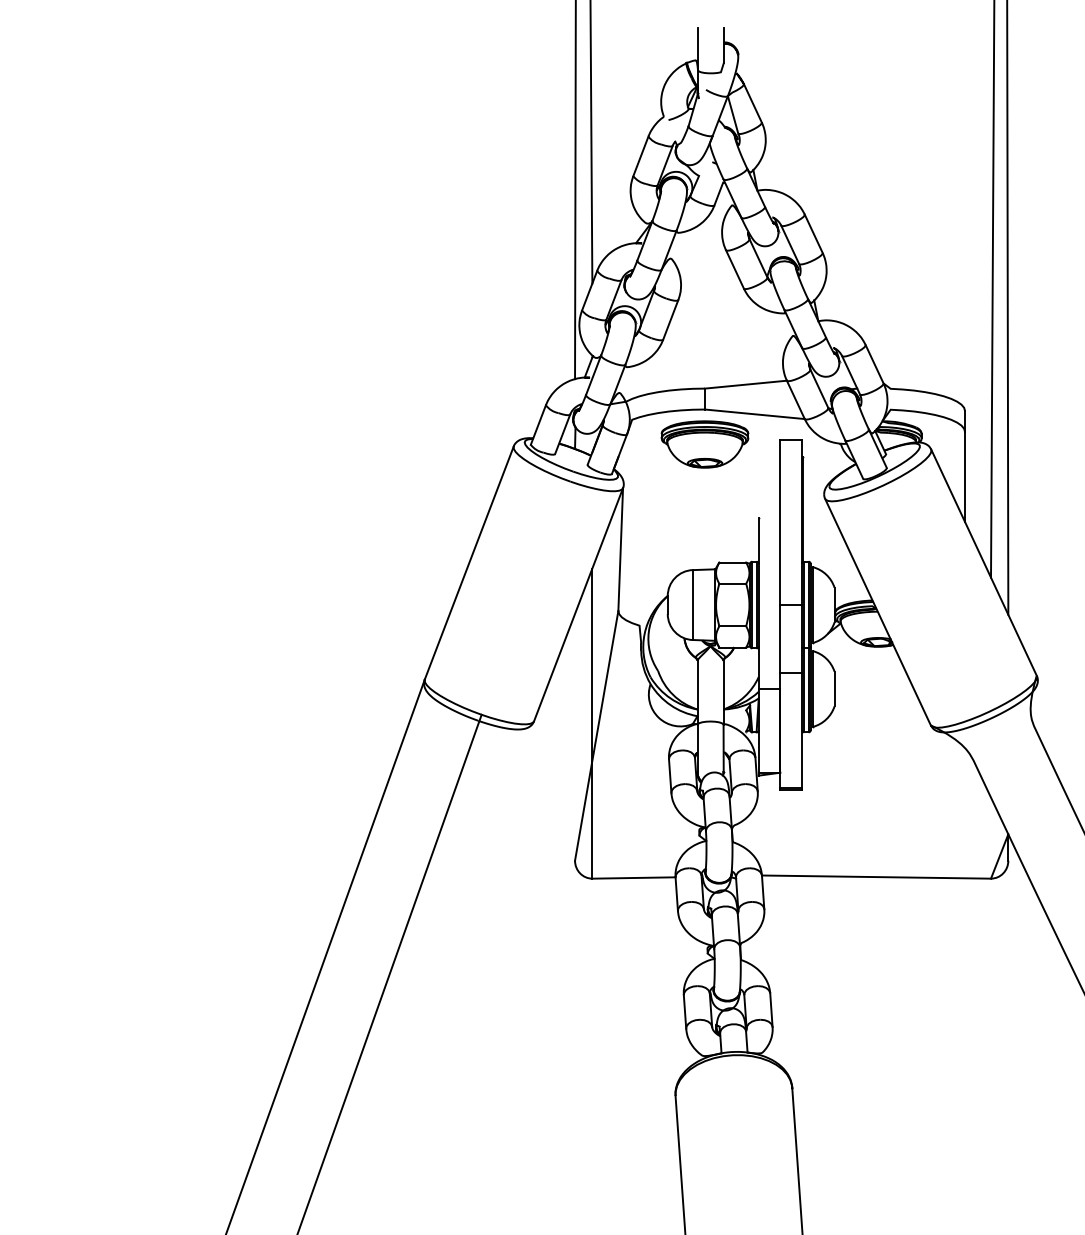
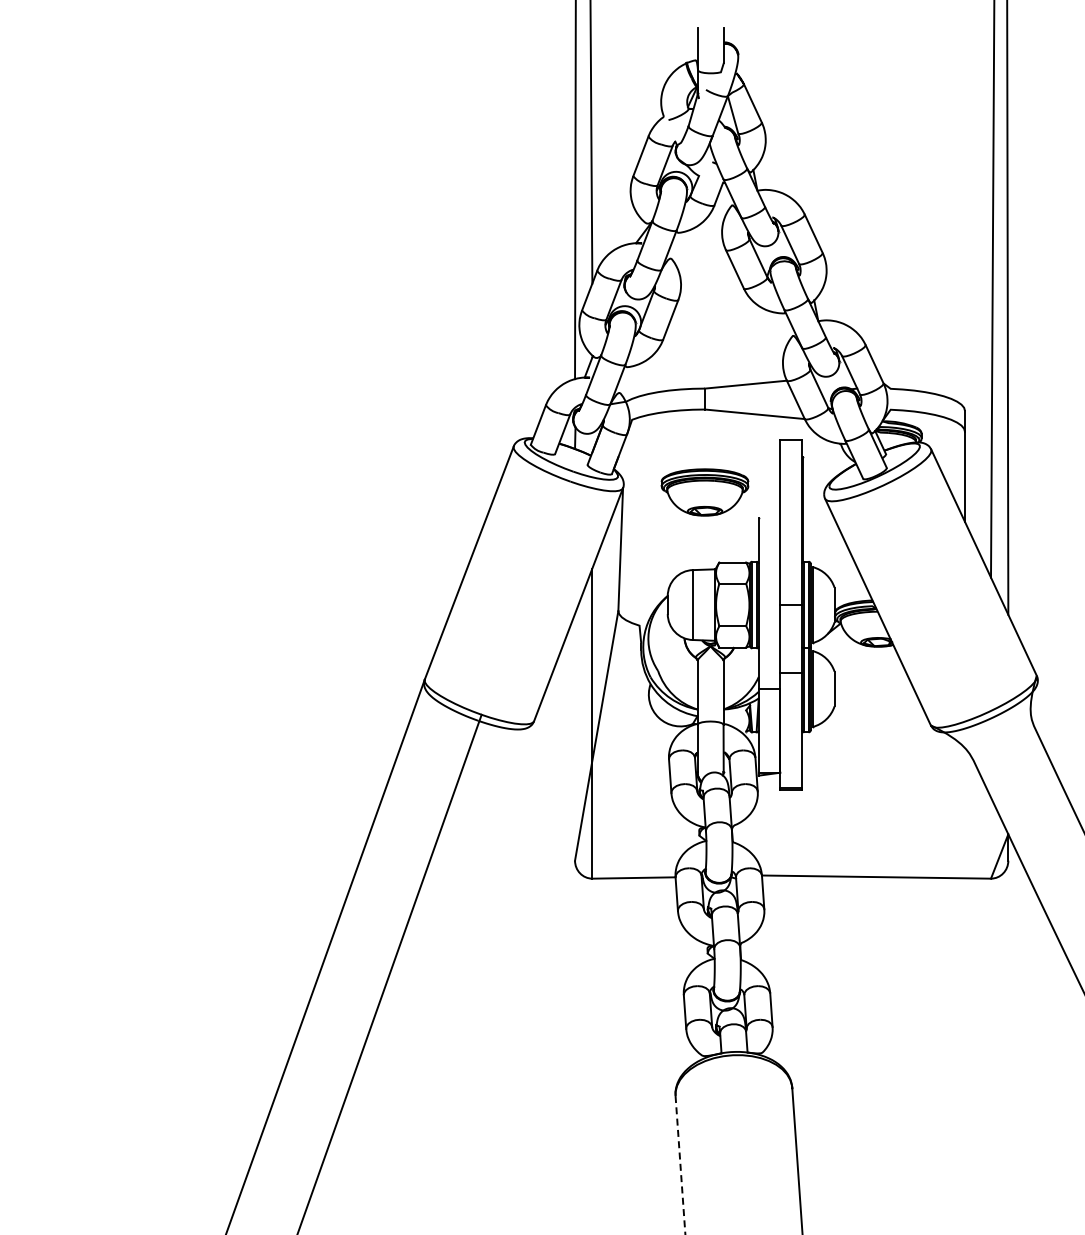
part position: (704, 444) -> (704, 492) (704, 492)
line: solid -> dashed (680, 1165)
